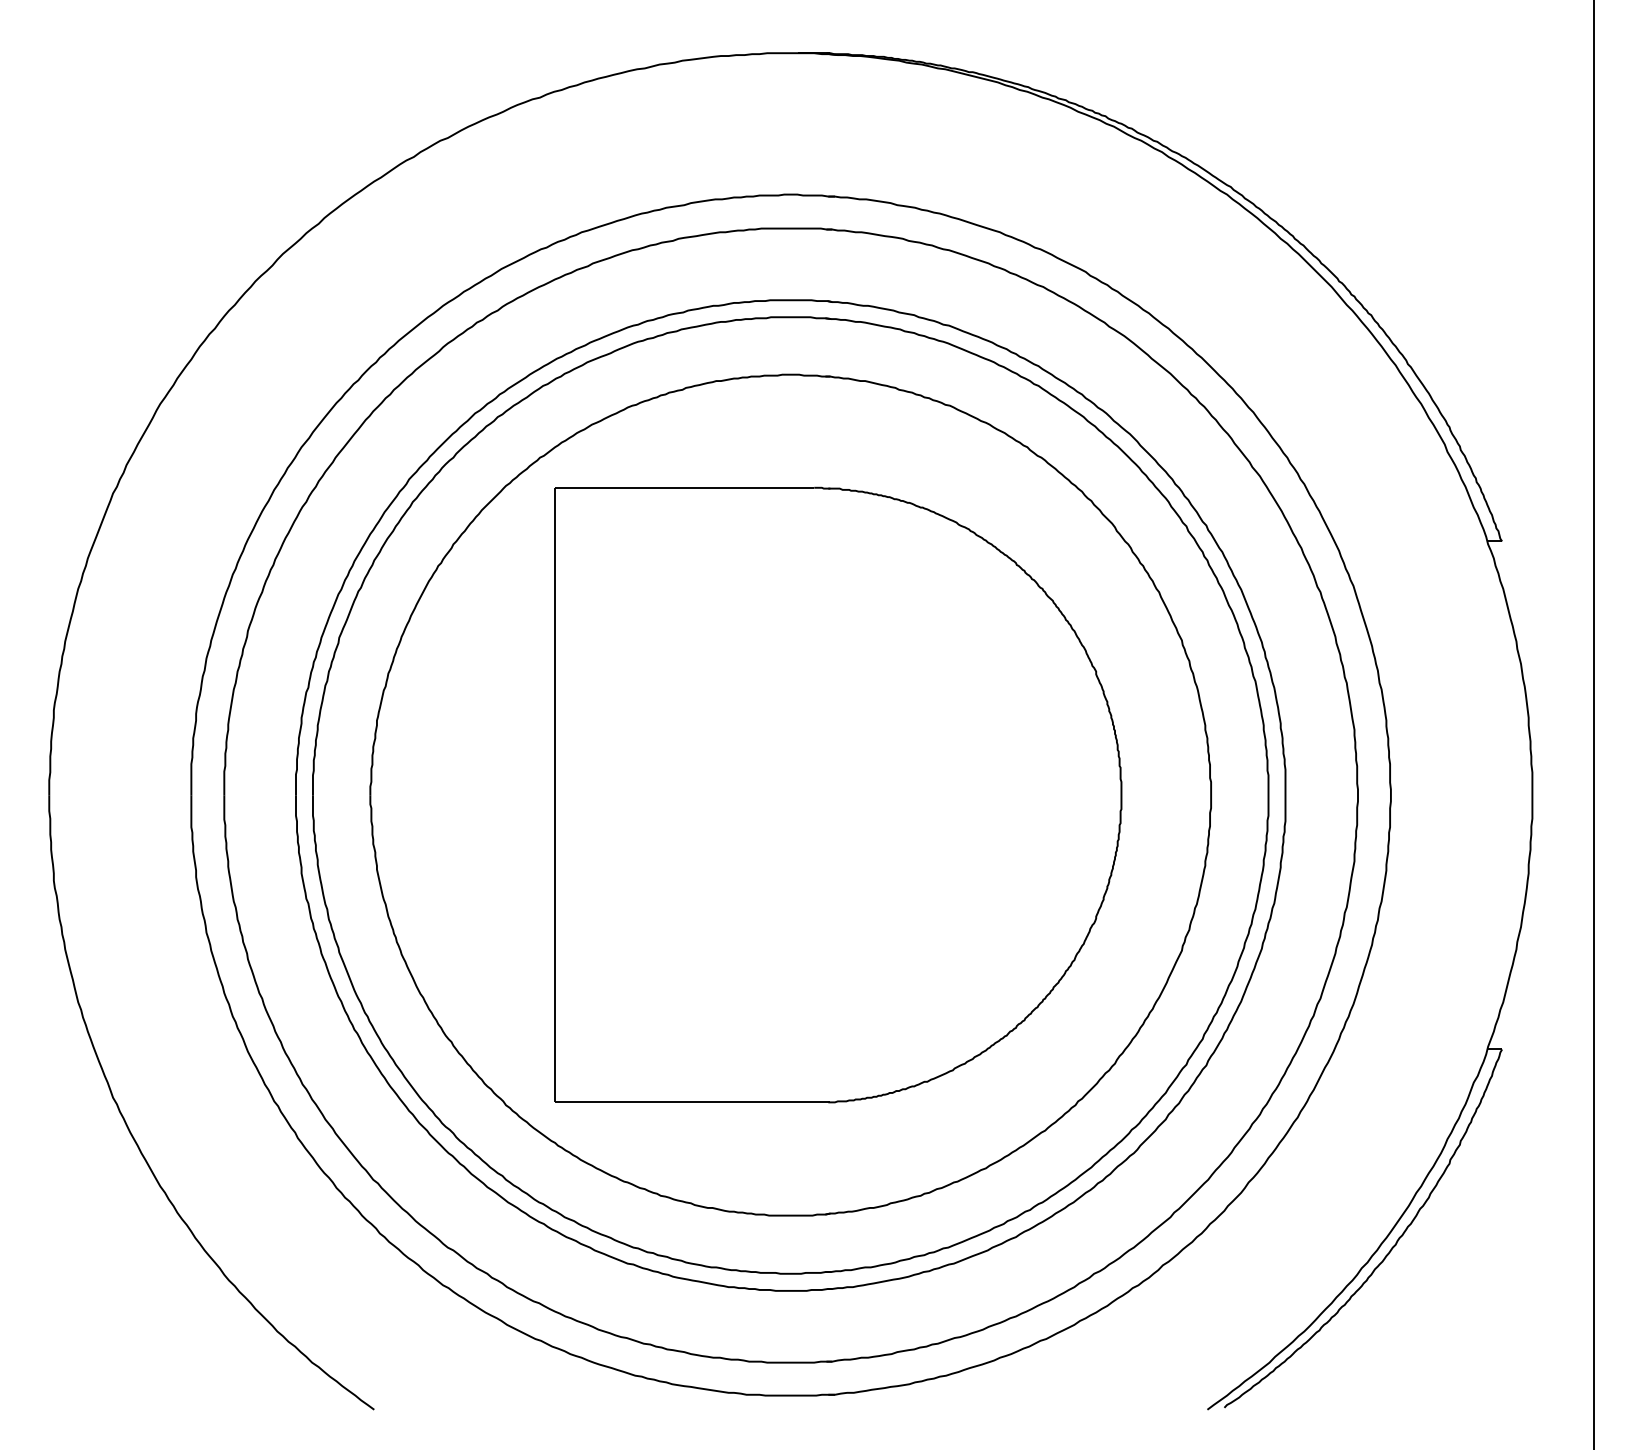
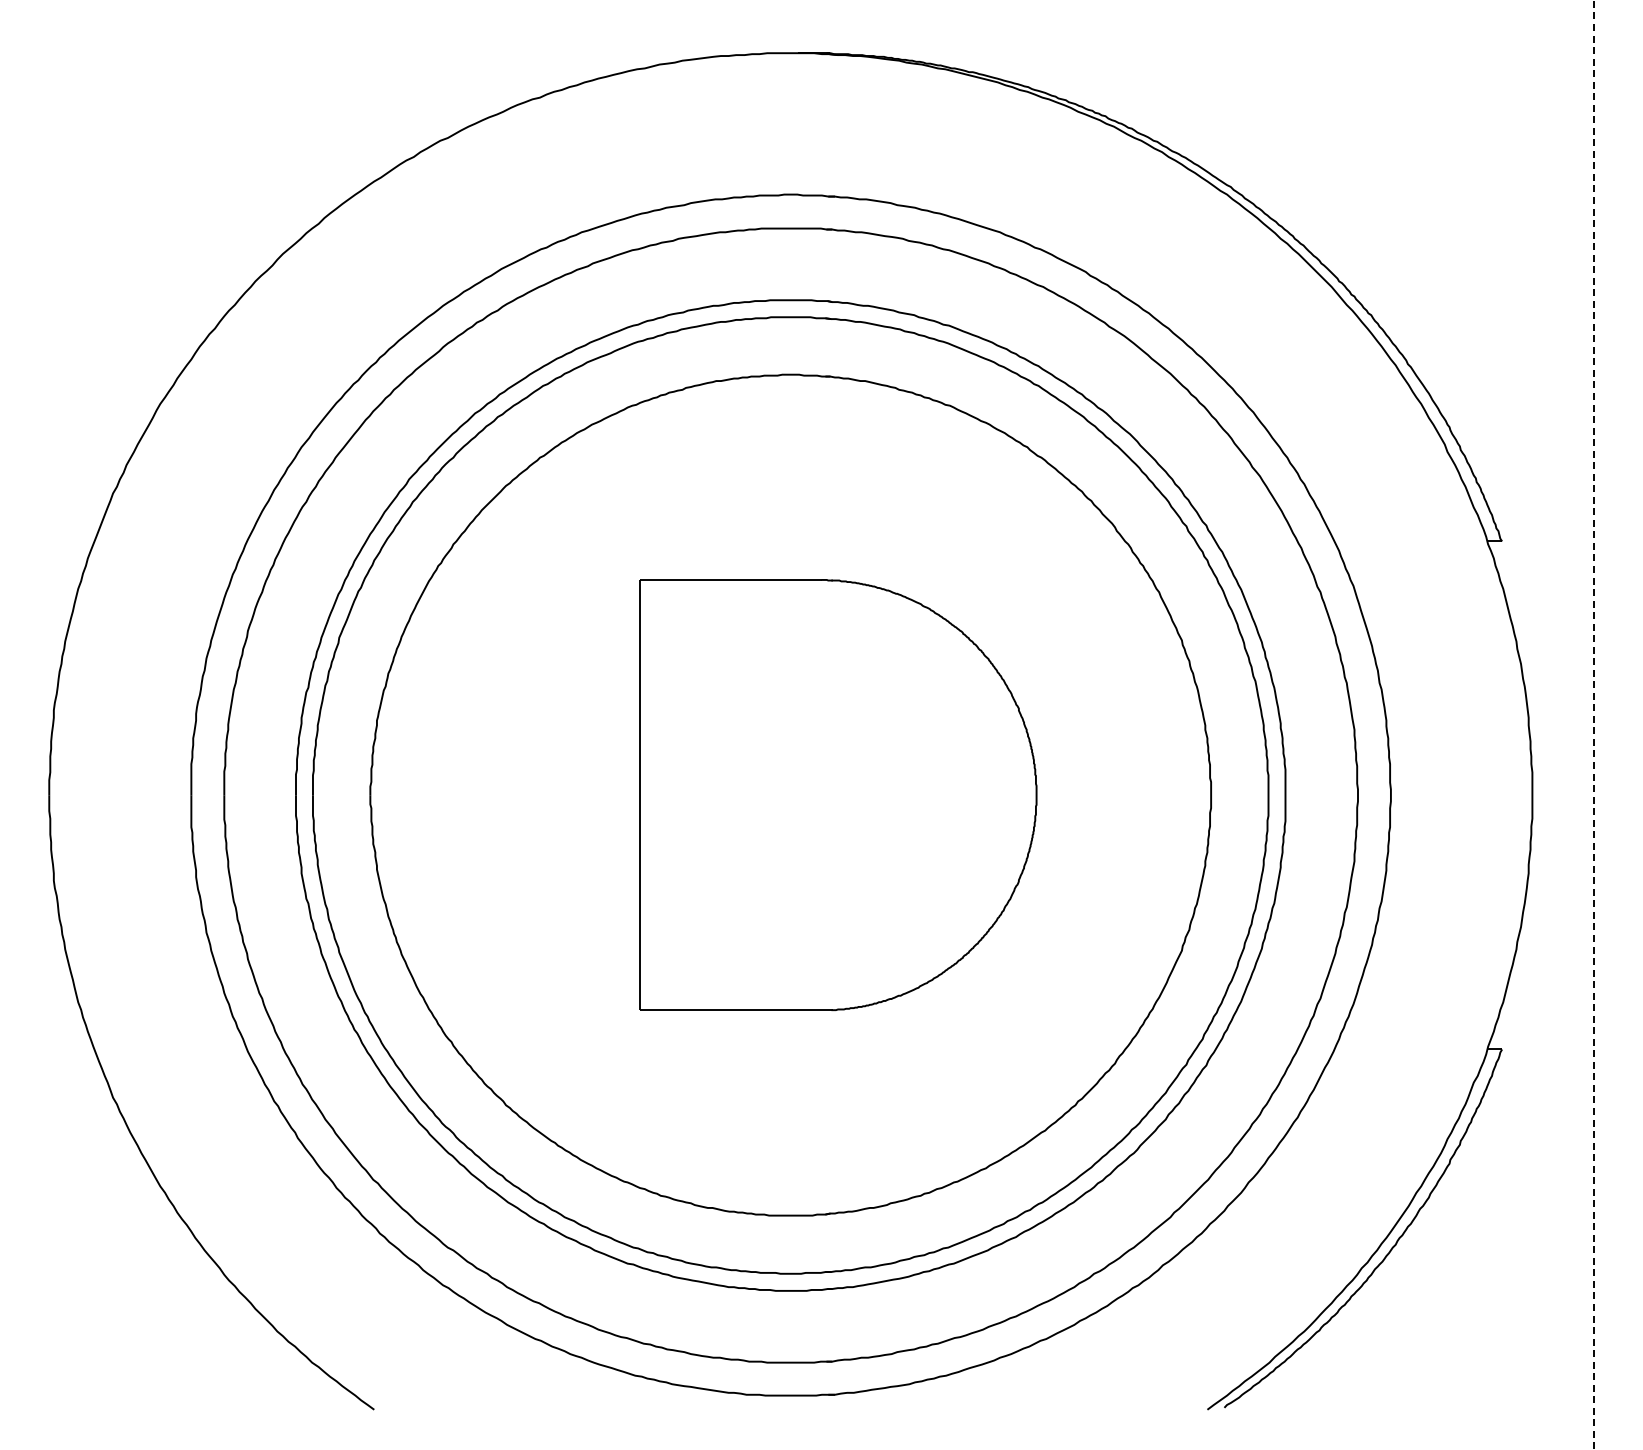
line: solid -> dashed (1593, 724)
part size: 569x618 px -> 399x433 px (838, 795)
